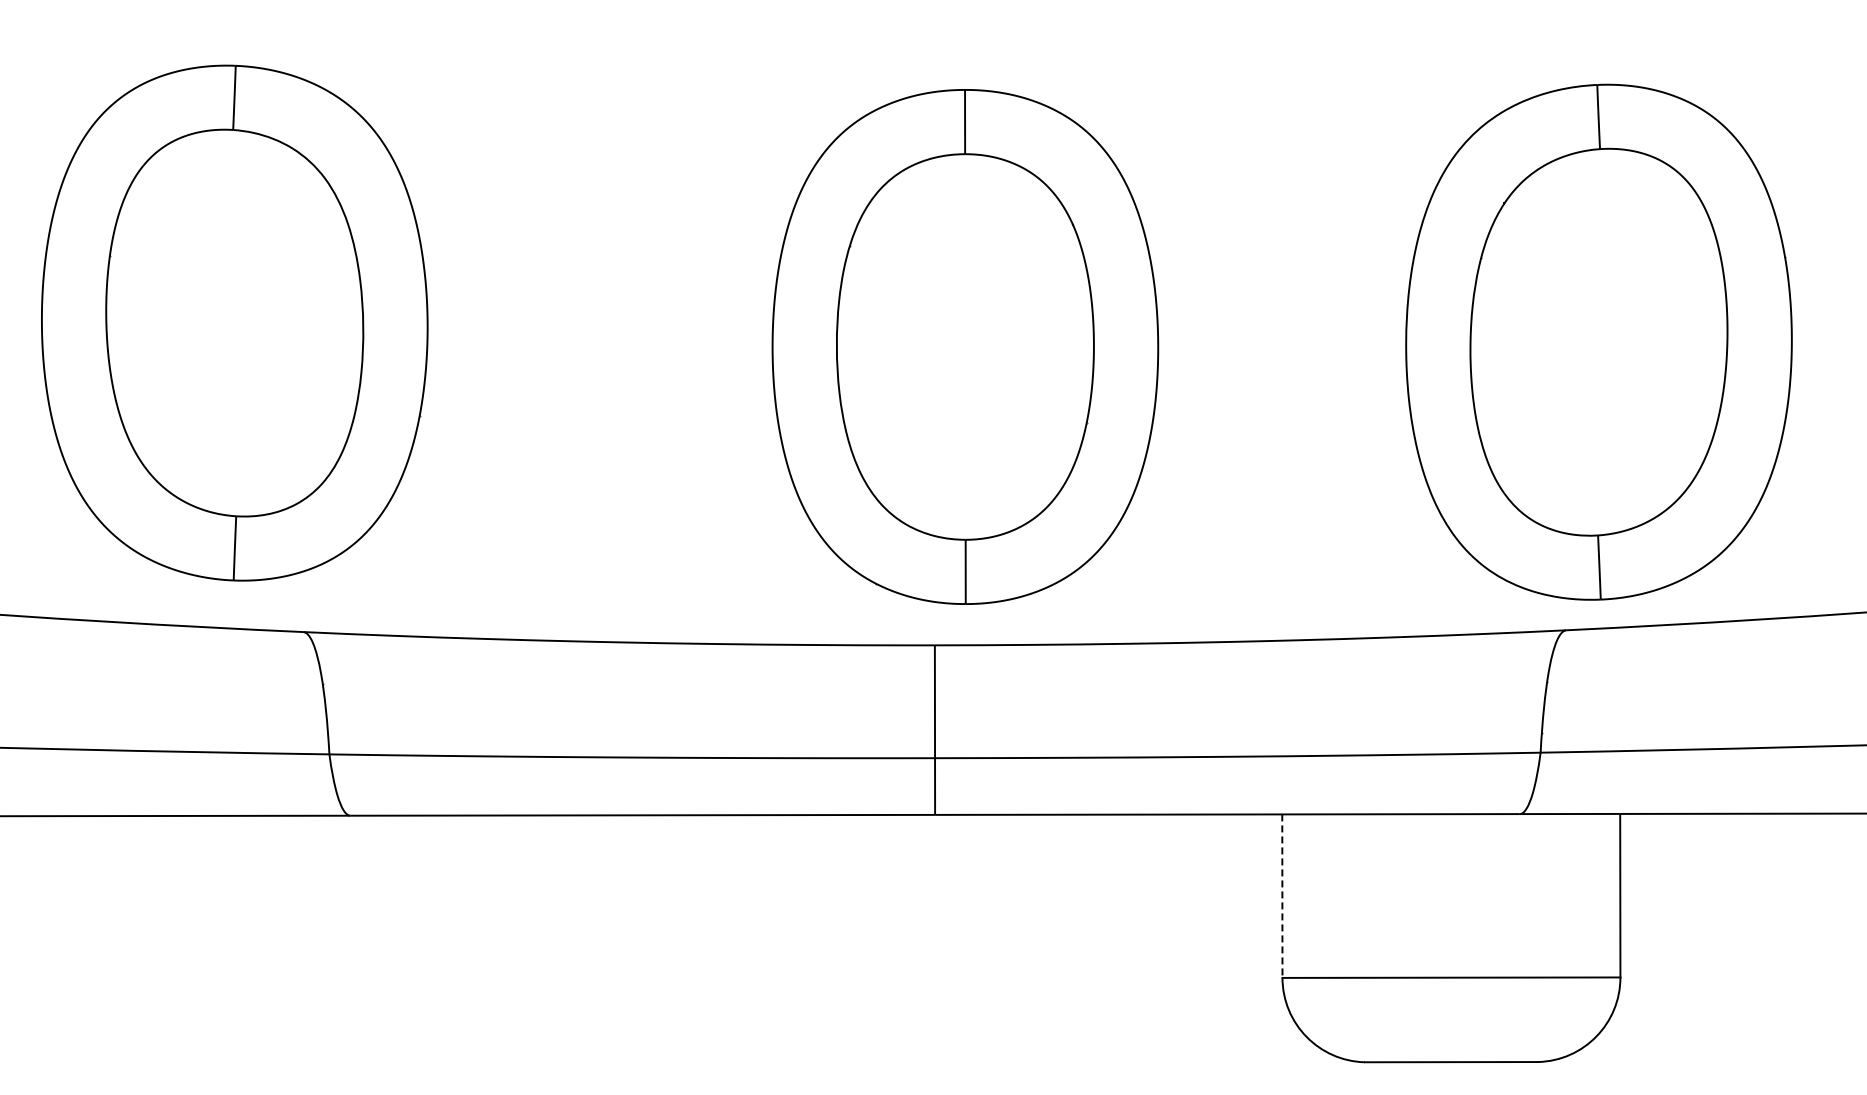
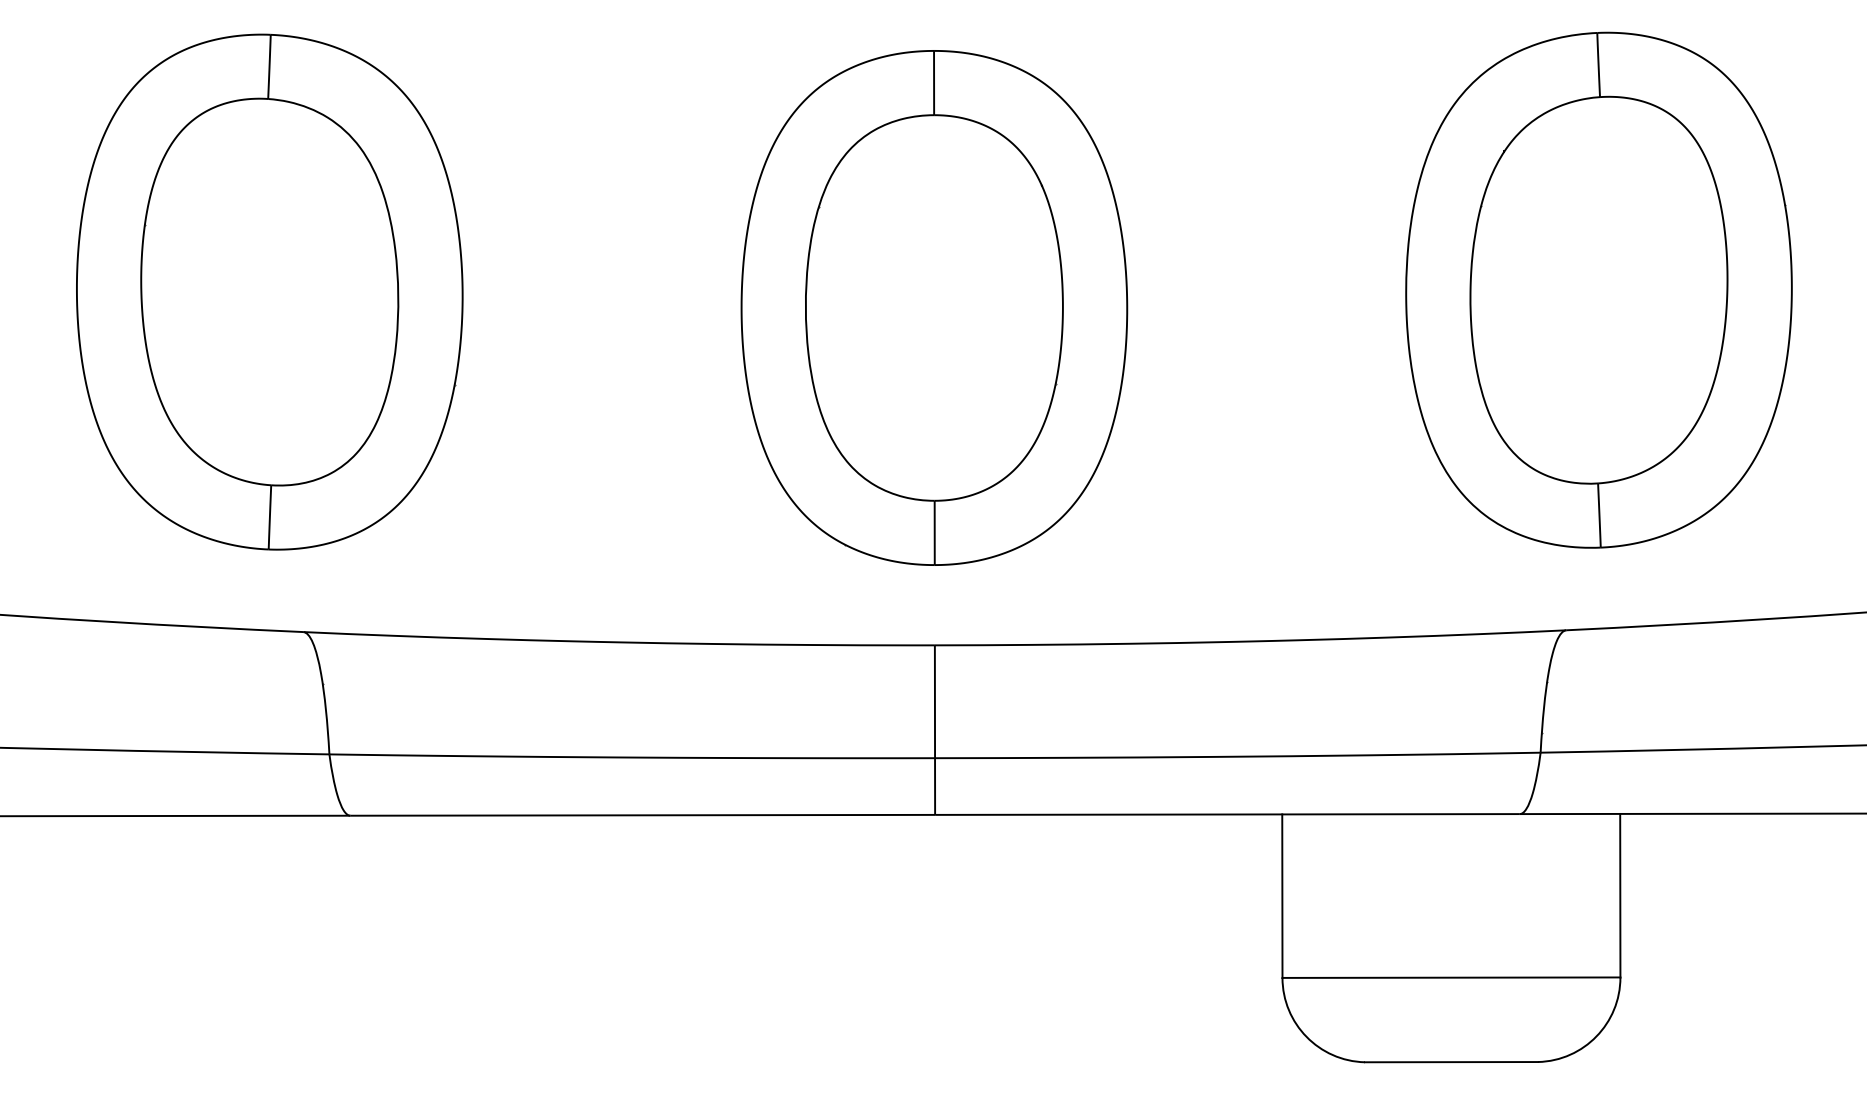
part position: (234, 322) -> (269, 291) (269, 291)
part position: (1598, 341) -> (1598, 289) (1598, 289)
part position: (965, 346) -> (934, 307) (934, 307)
line: dashed -> solid (1282, 896)
